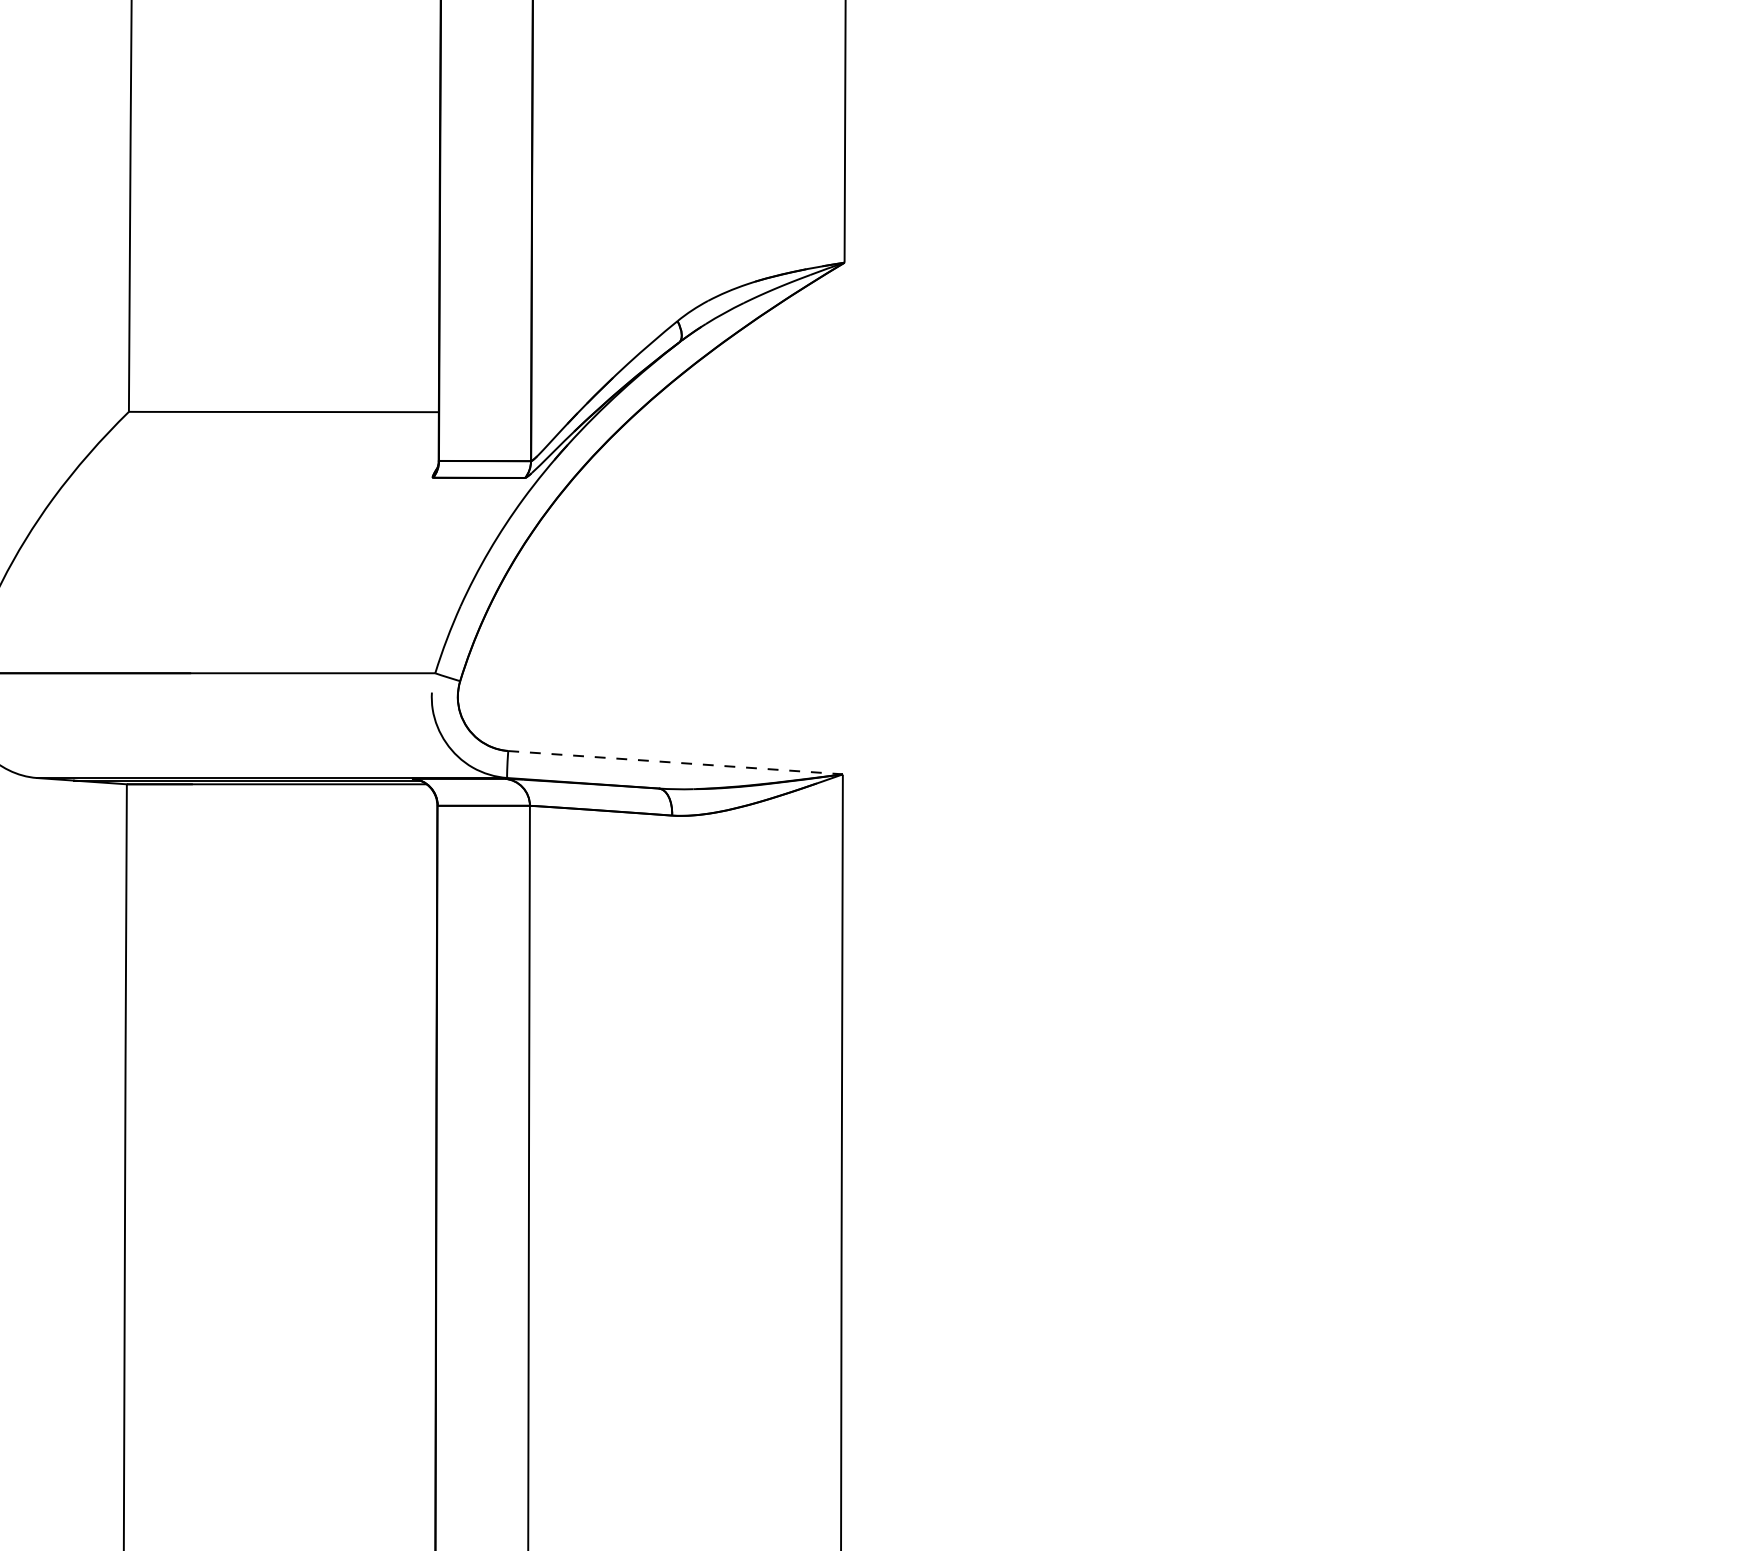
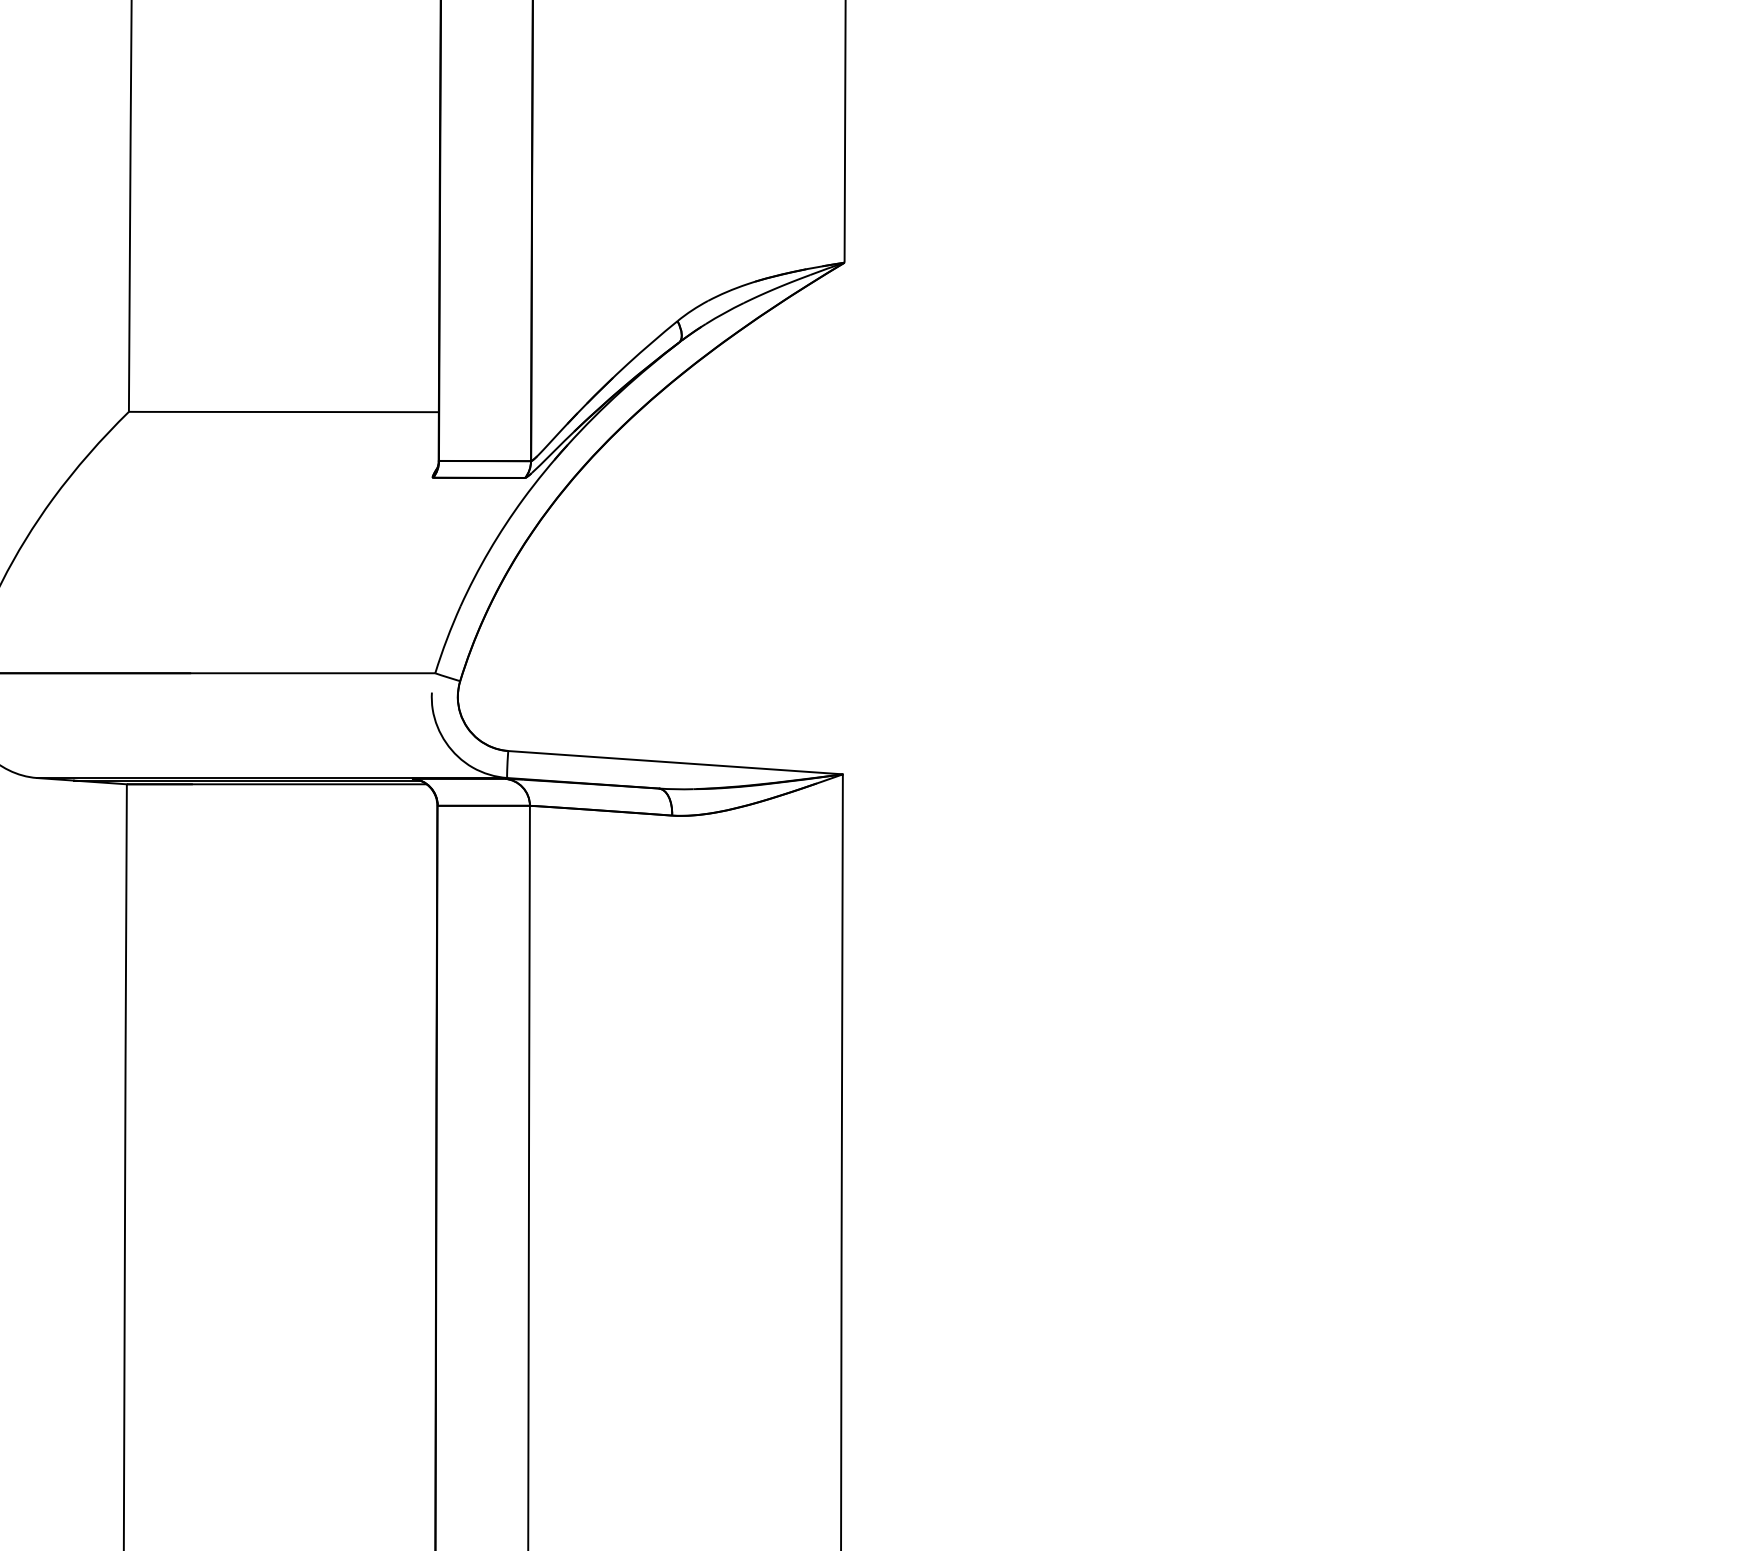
line: dashed -> solid (675, 762)
